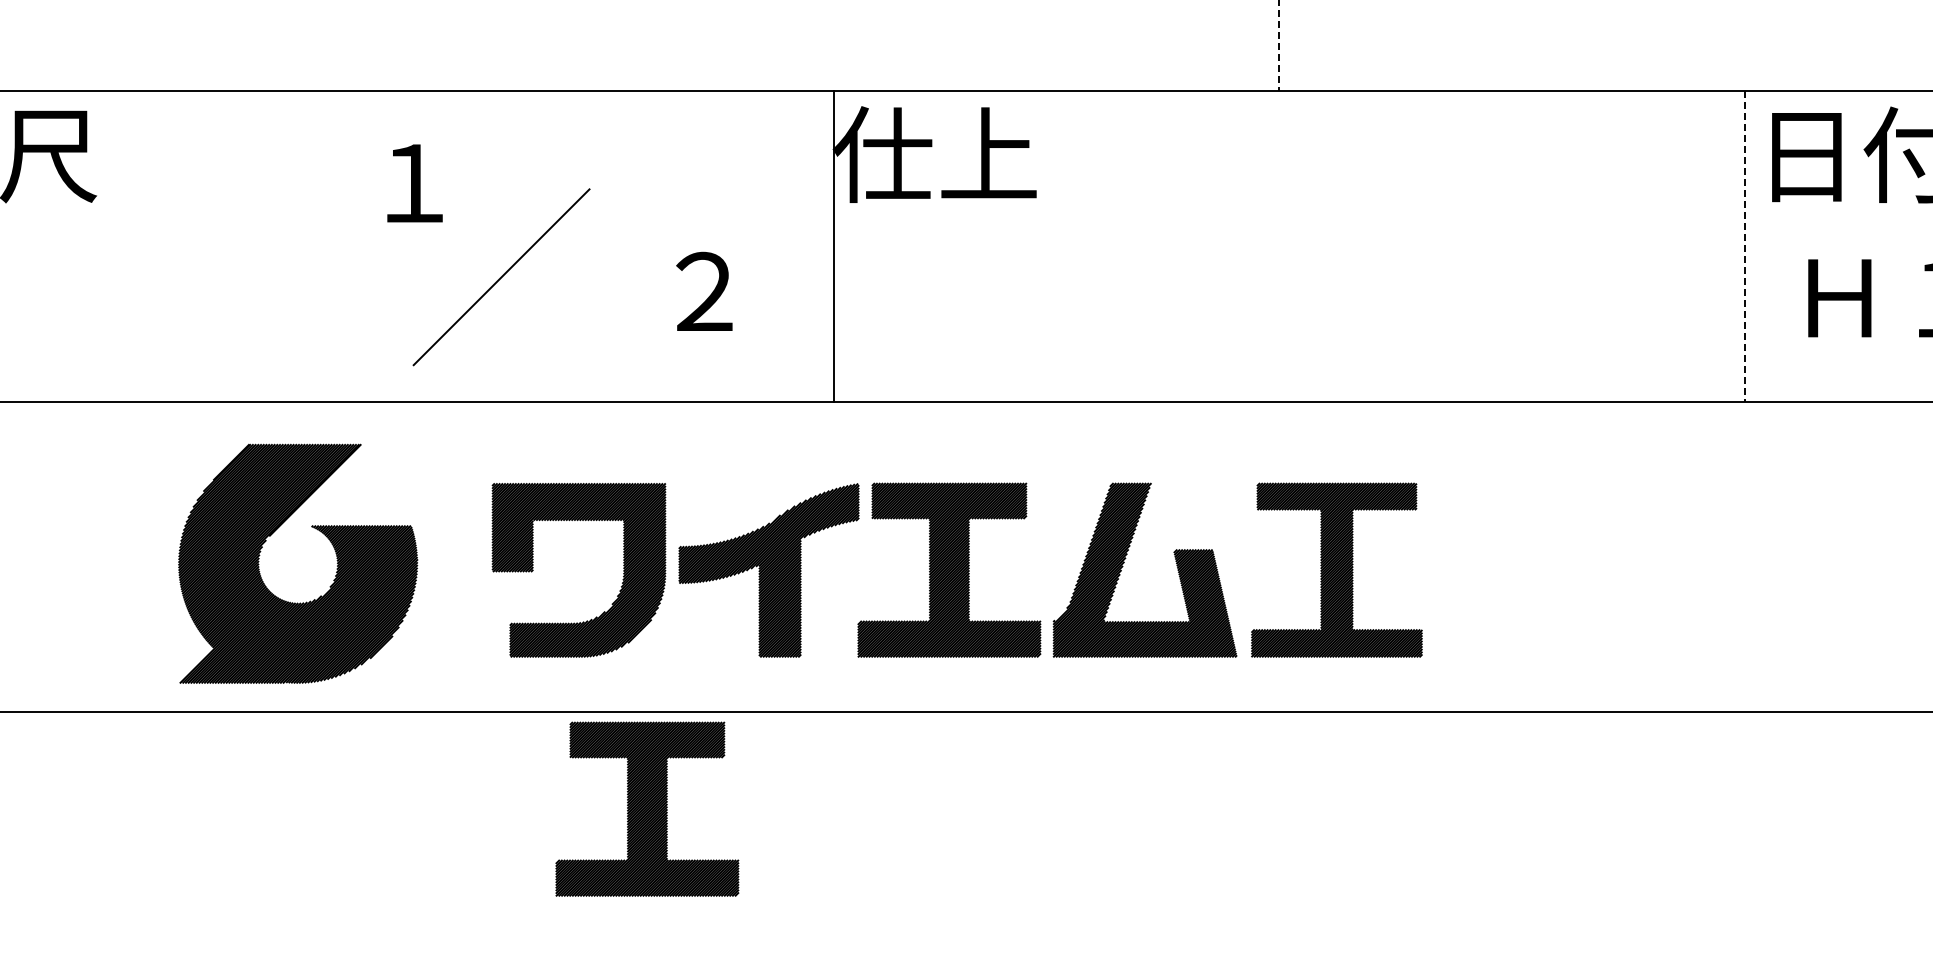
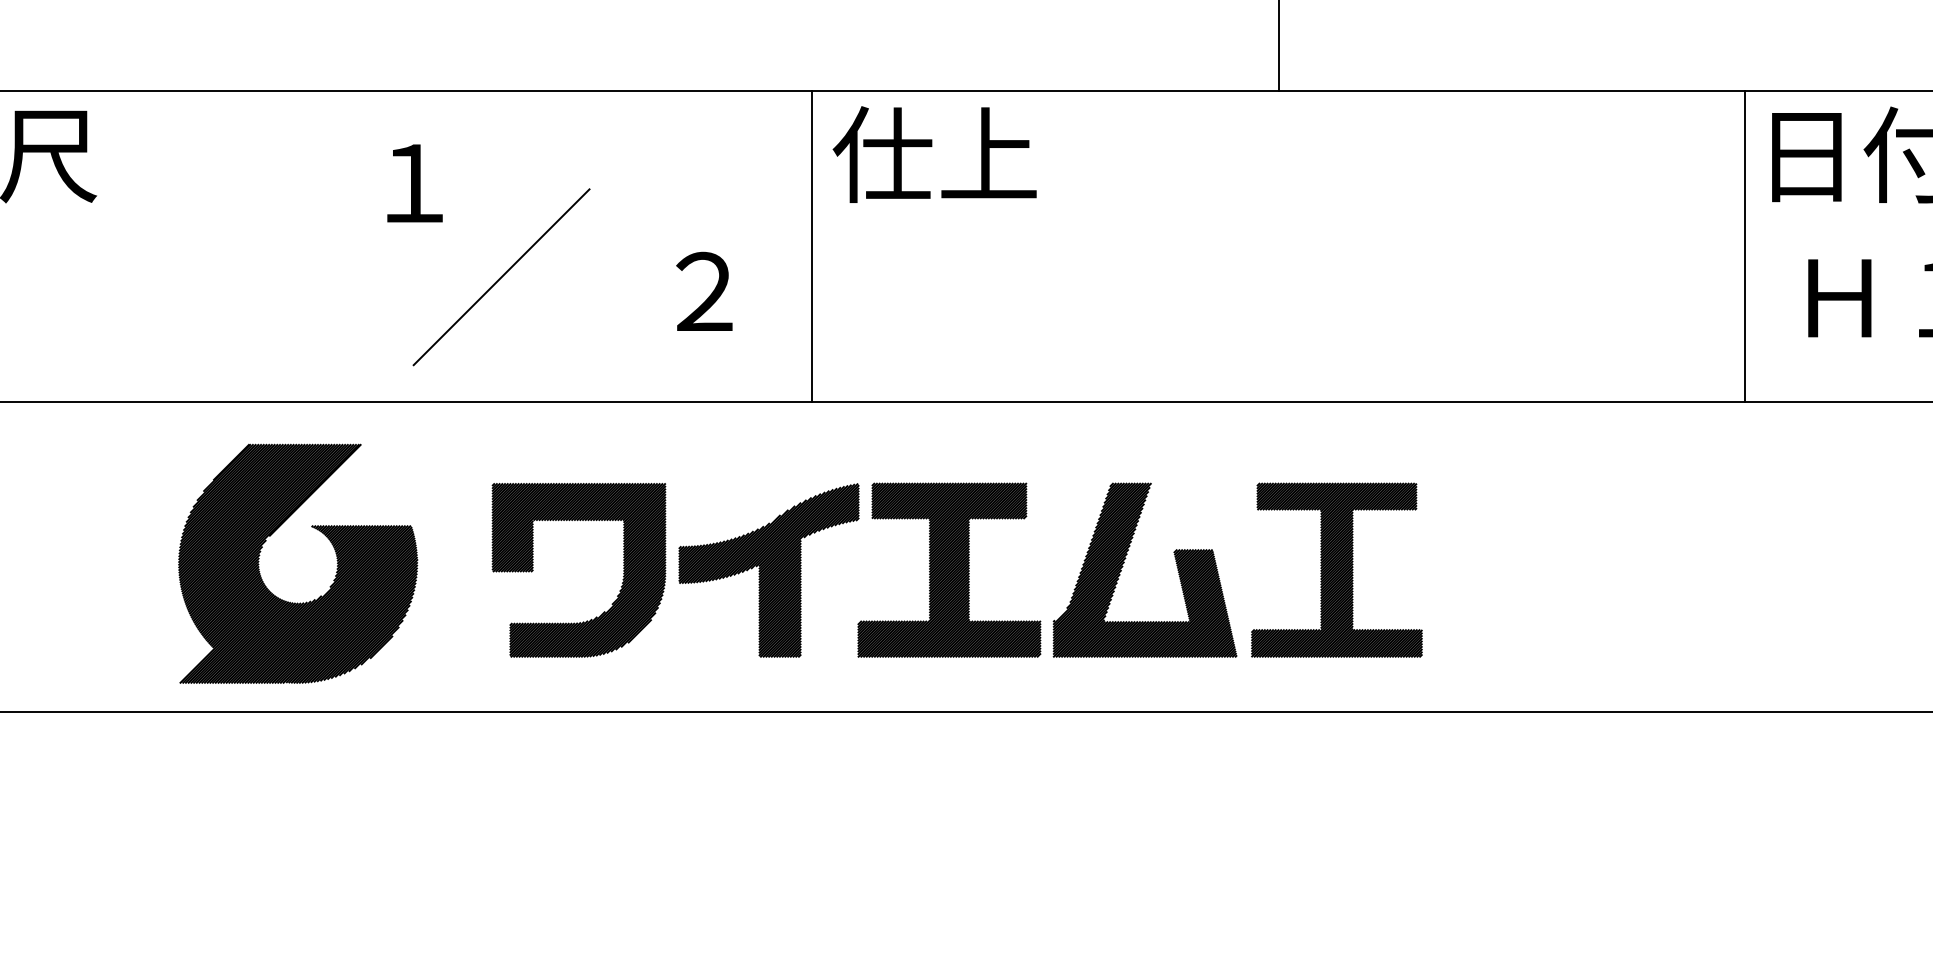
line: dashed -> solid (1278, 45)
line position: (834, 245) -> (812, 245) (812, 245)
line: dashed -> solid (1744, 246)
part: present -> none (647, 808)
